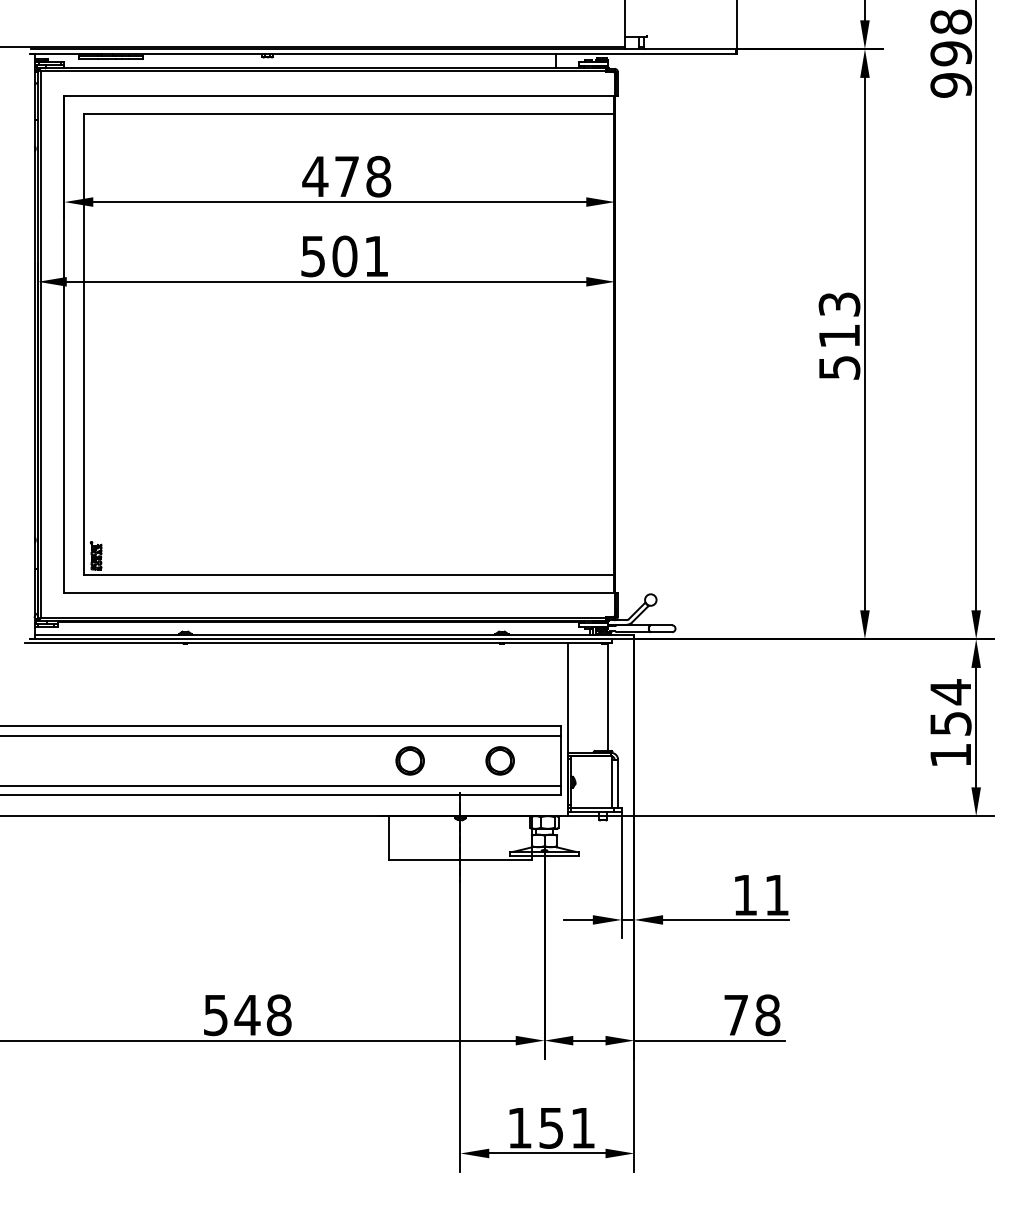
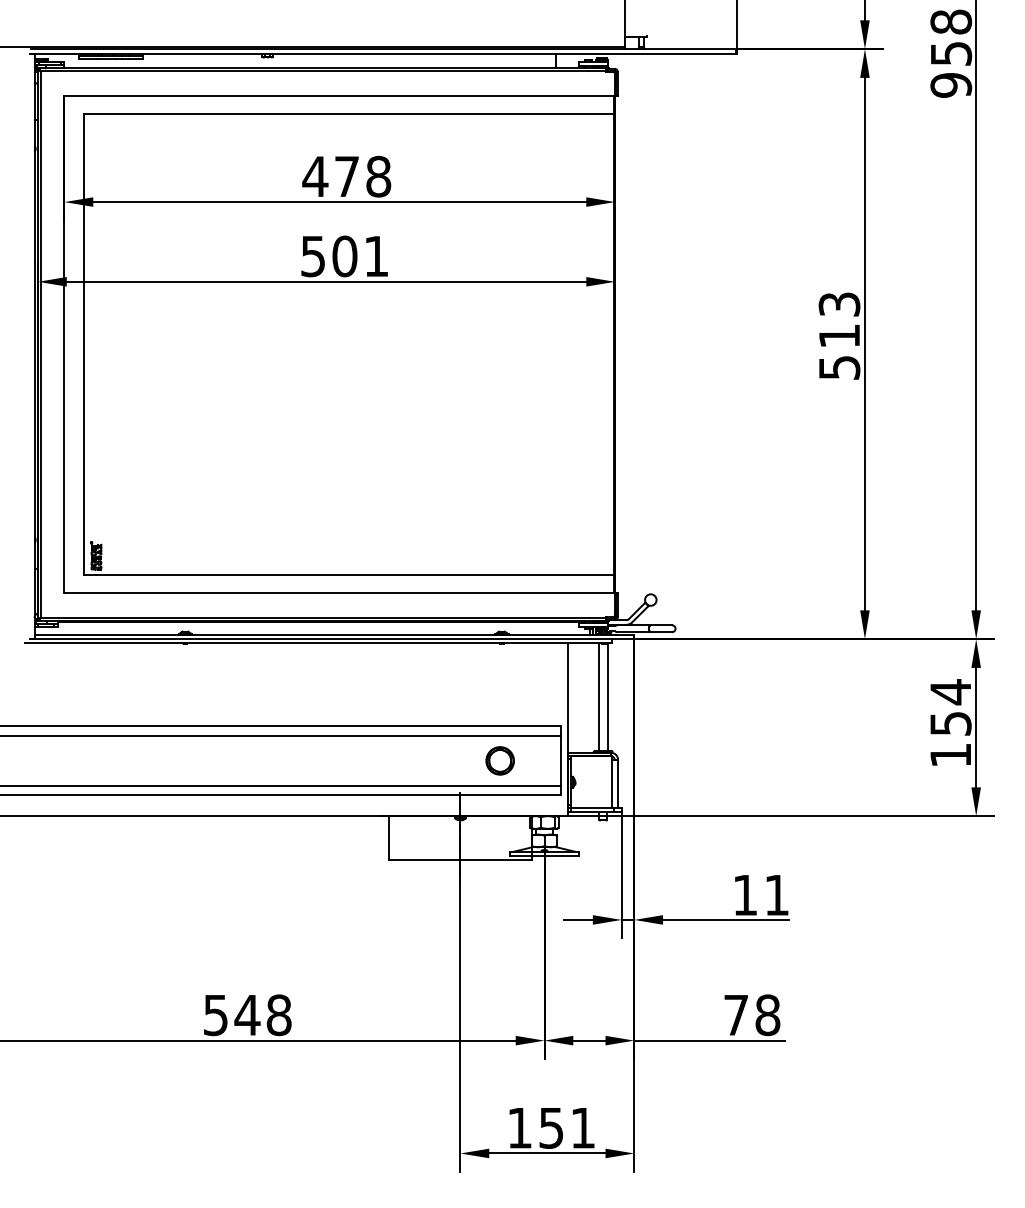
text: 998 -> 958 (950, 53)
line: none -> present (598, 696)
part: present -> none (409, 760)
